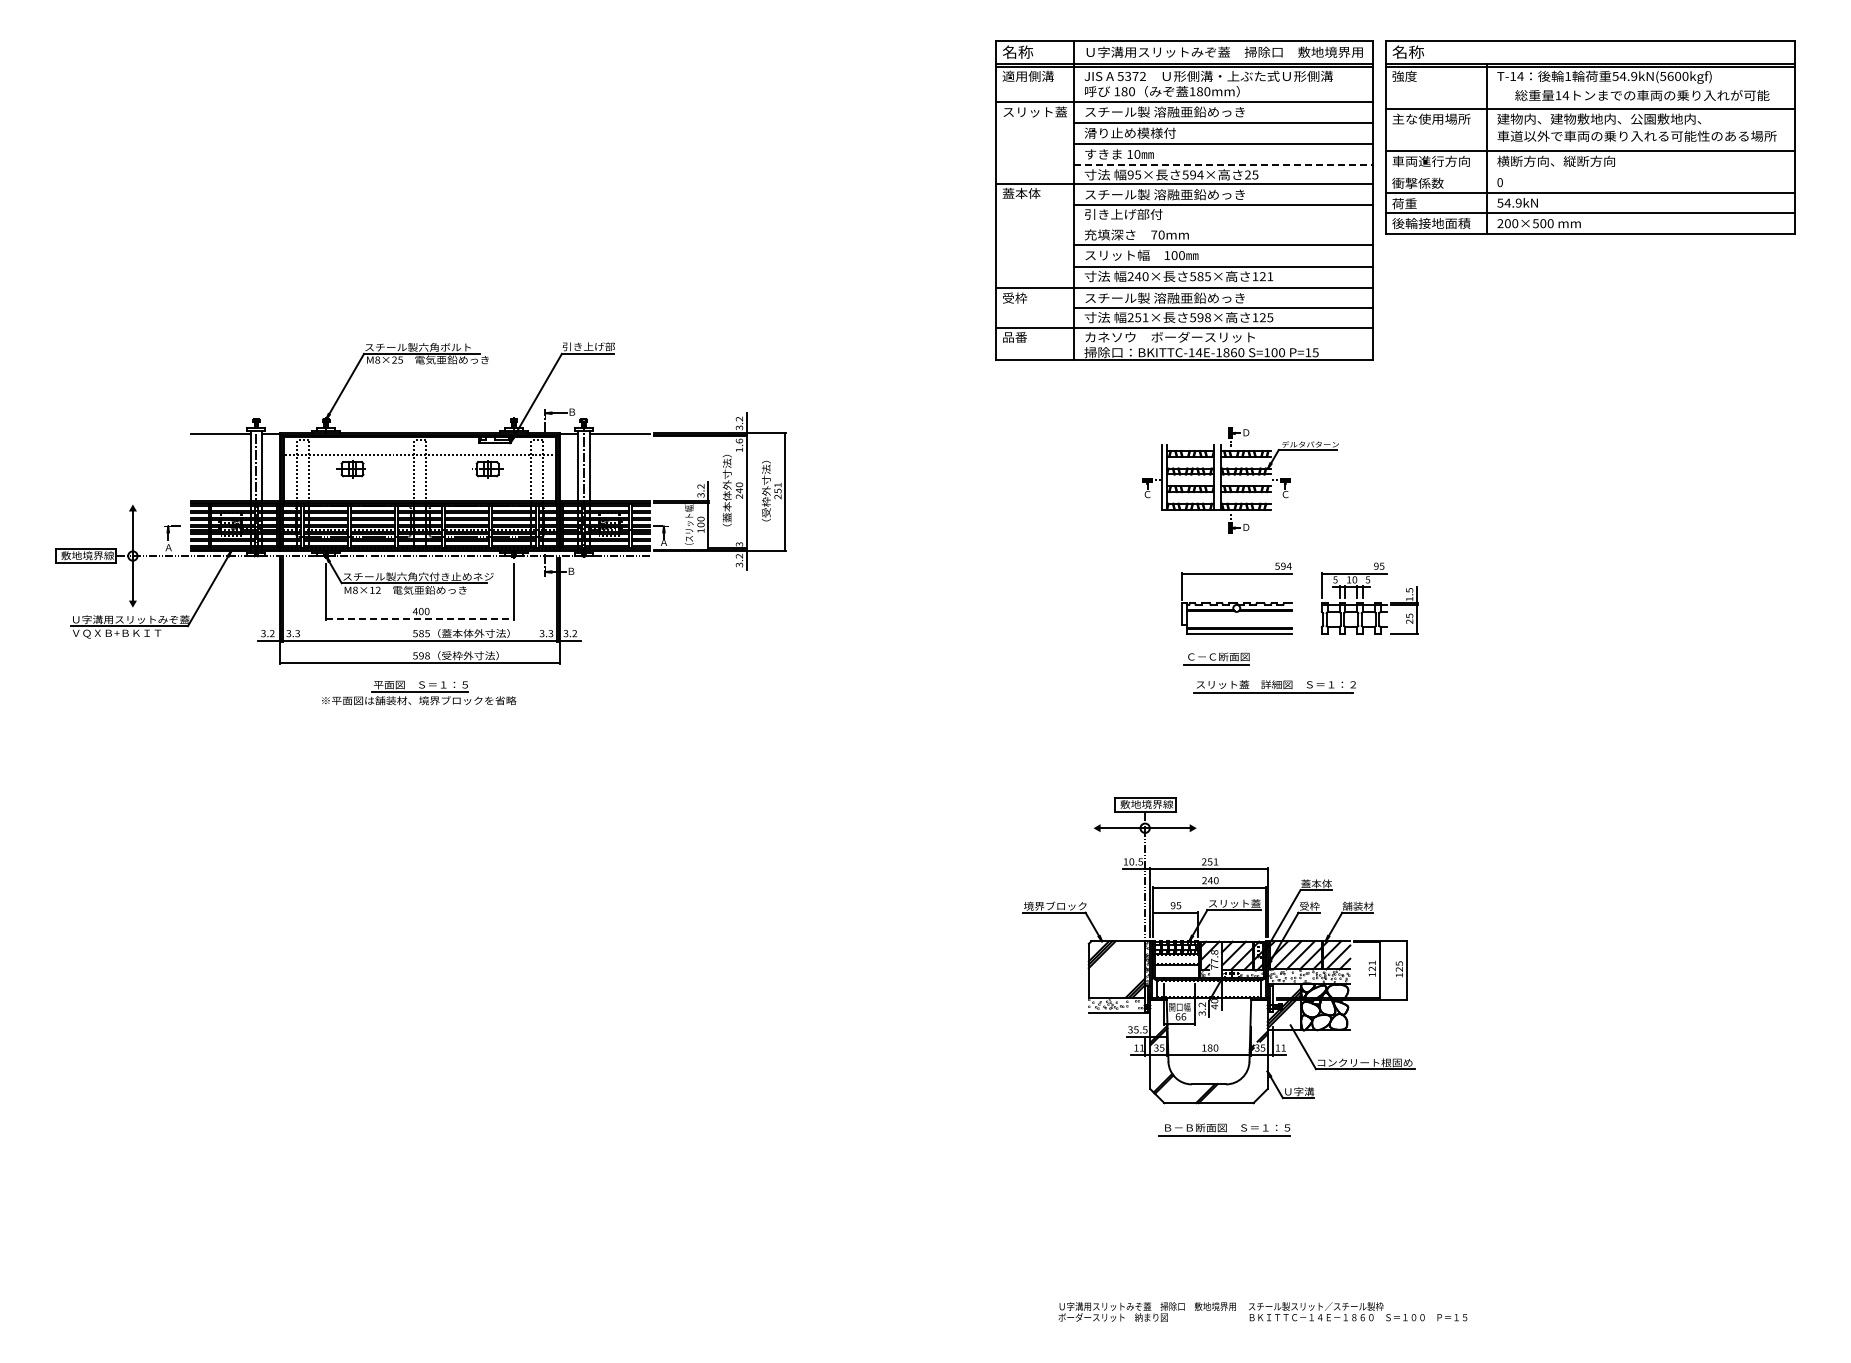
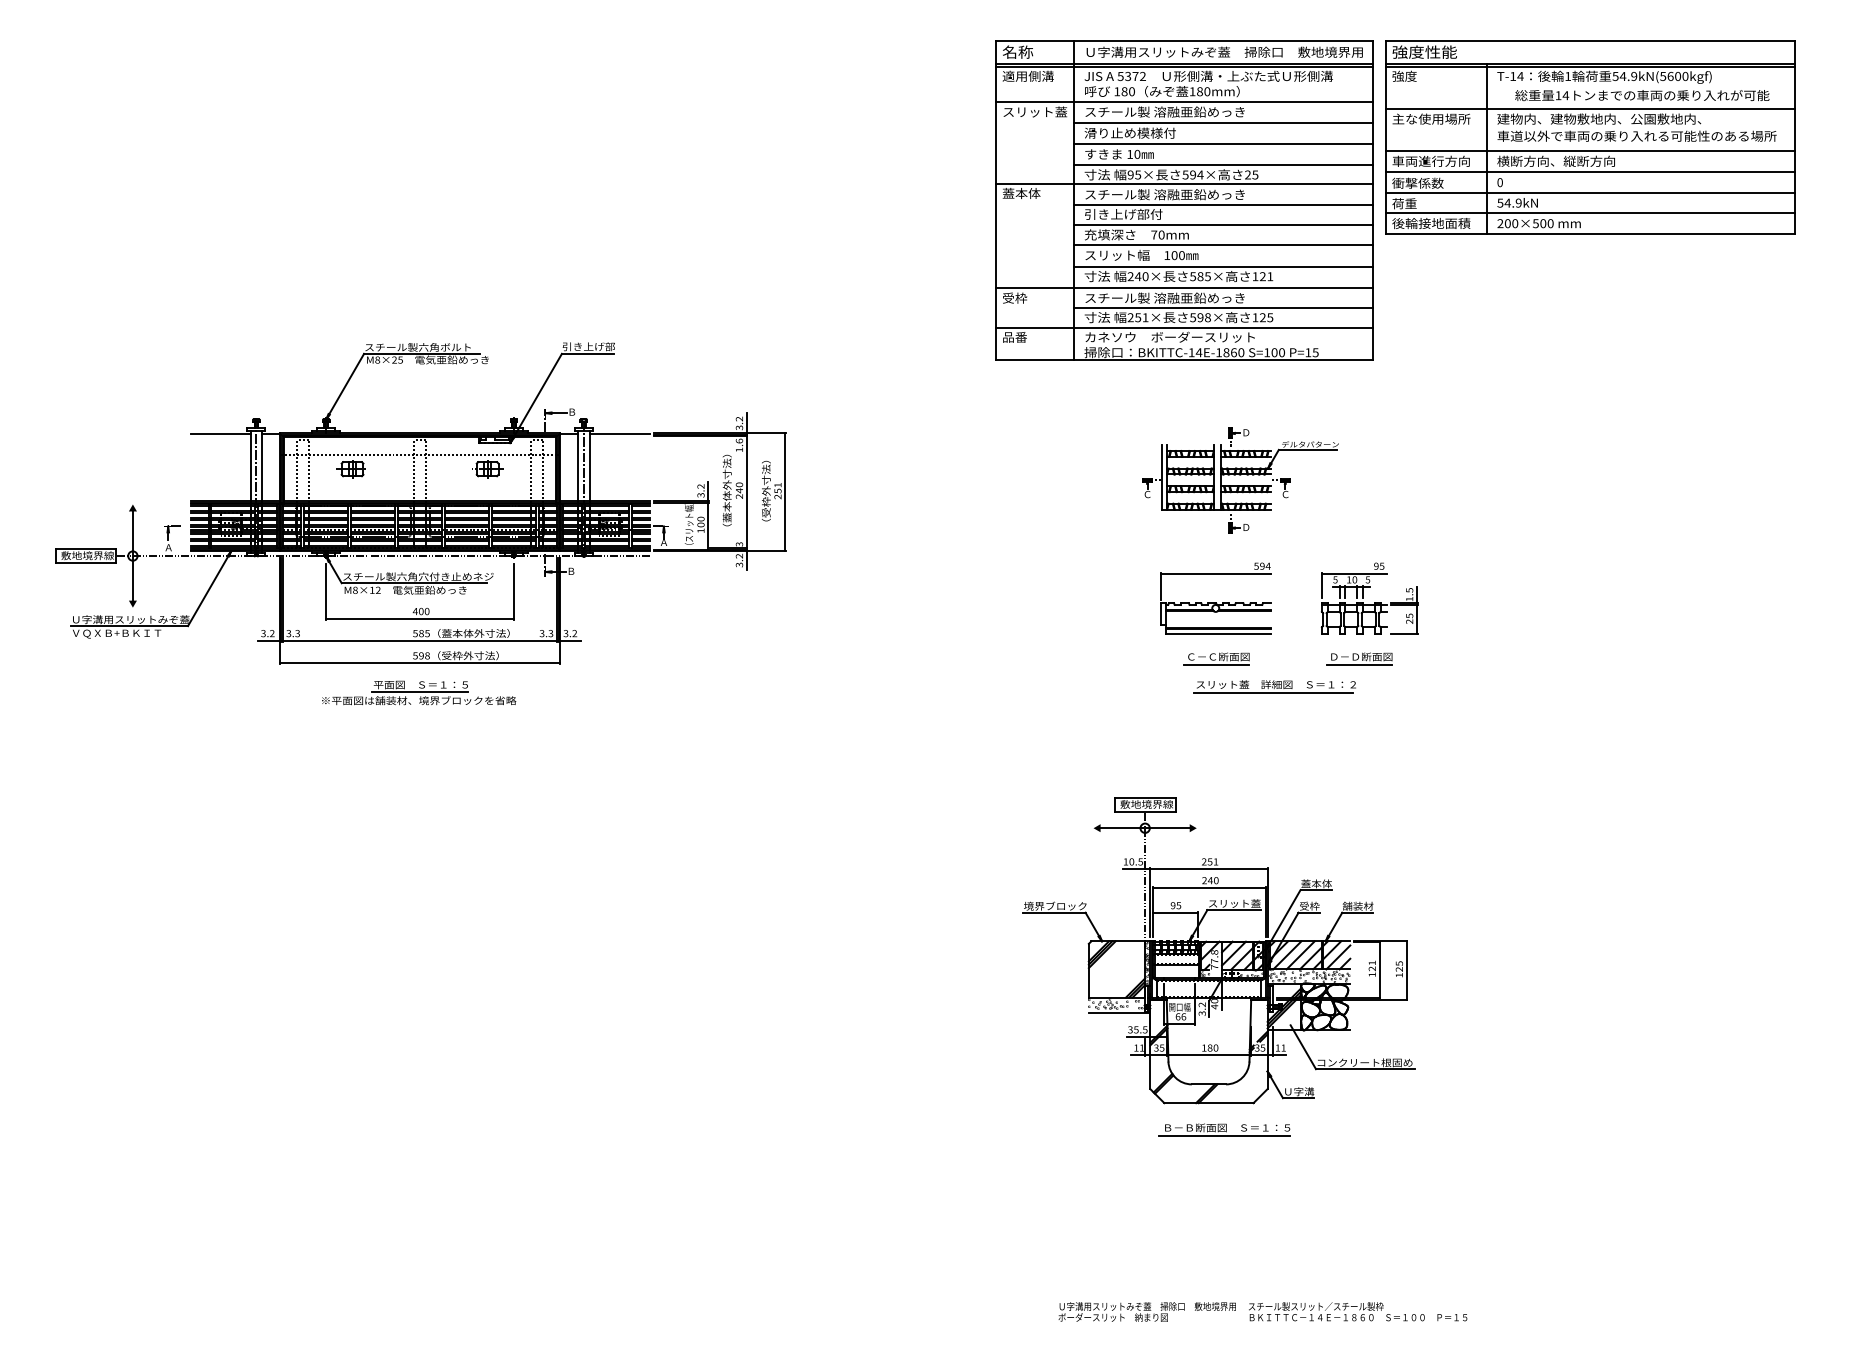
text: 名称 -> 強度性能 (1424, 51)
line: dashed -> solid (1224, 165)
line: none -> present (1590, 172)
line: none -> present (1223, 225)
part position: (1236, 598) -> (1215, 598) (1215, 598)
line: dashed -> solid (420, 618)
part: none -> present (1359, 658)
